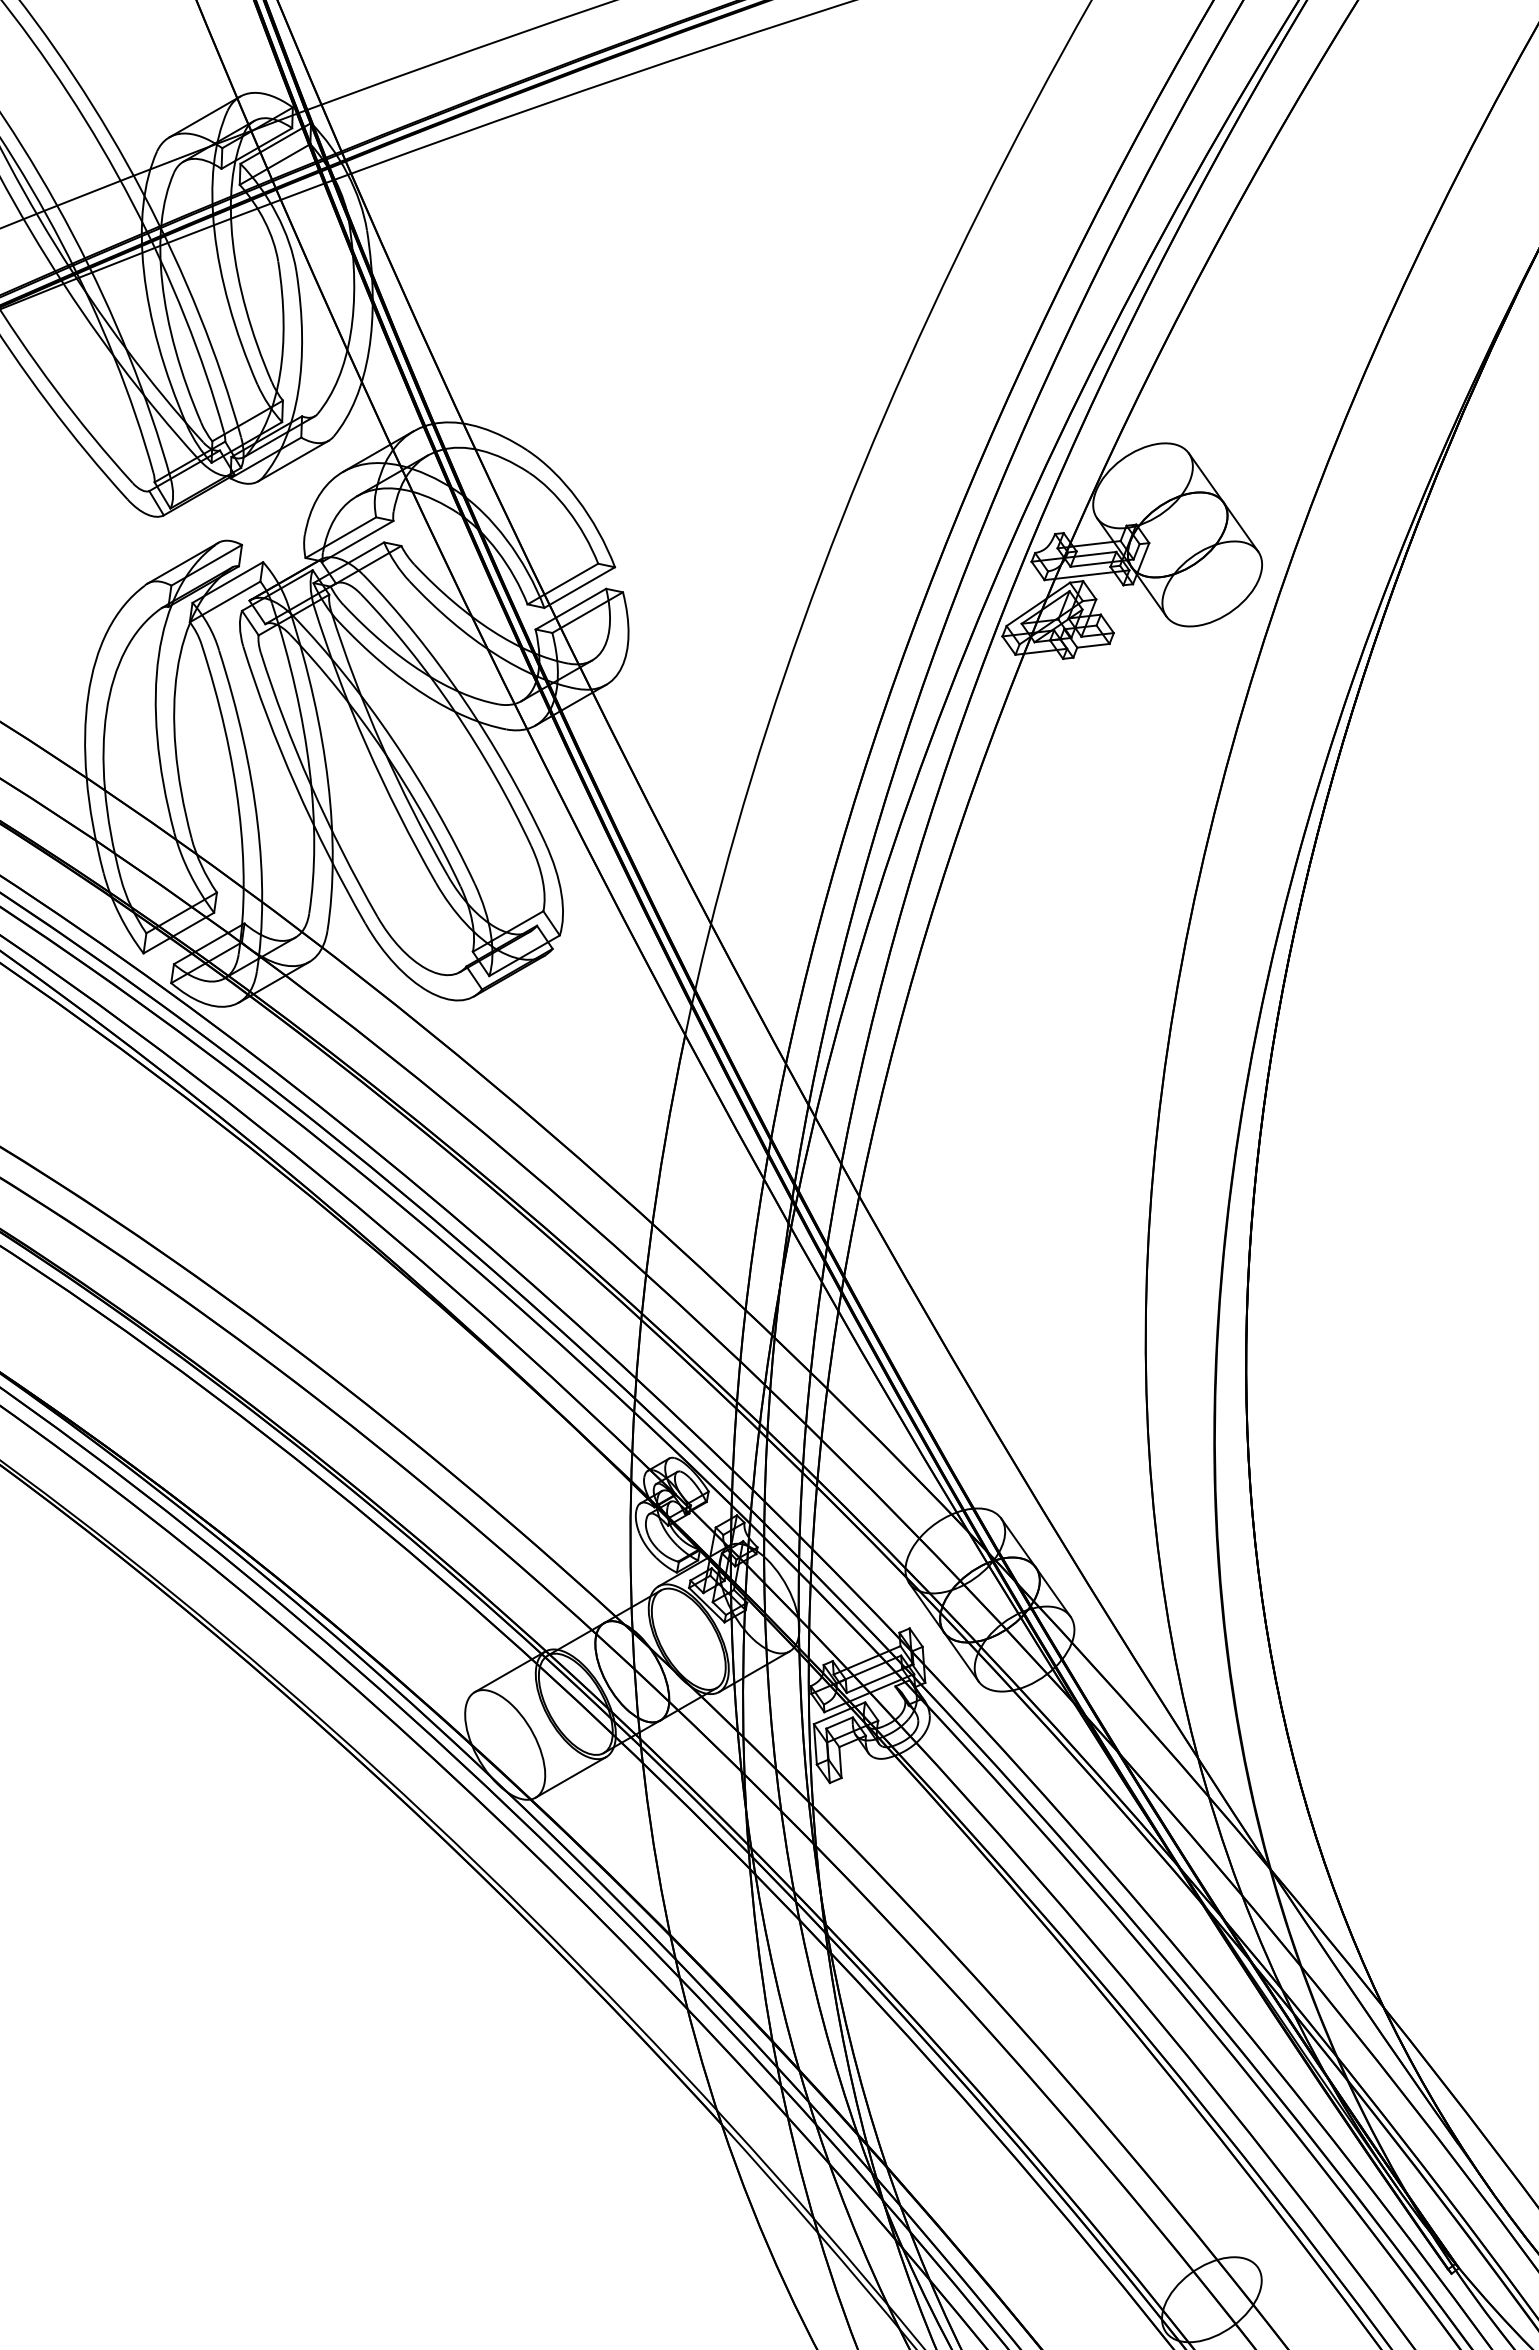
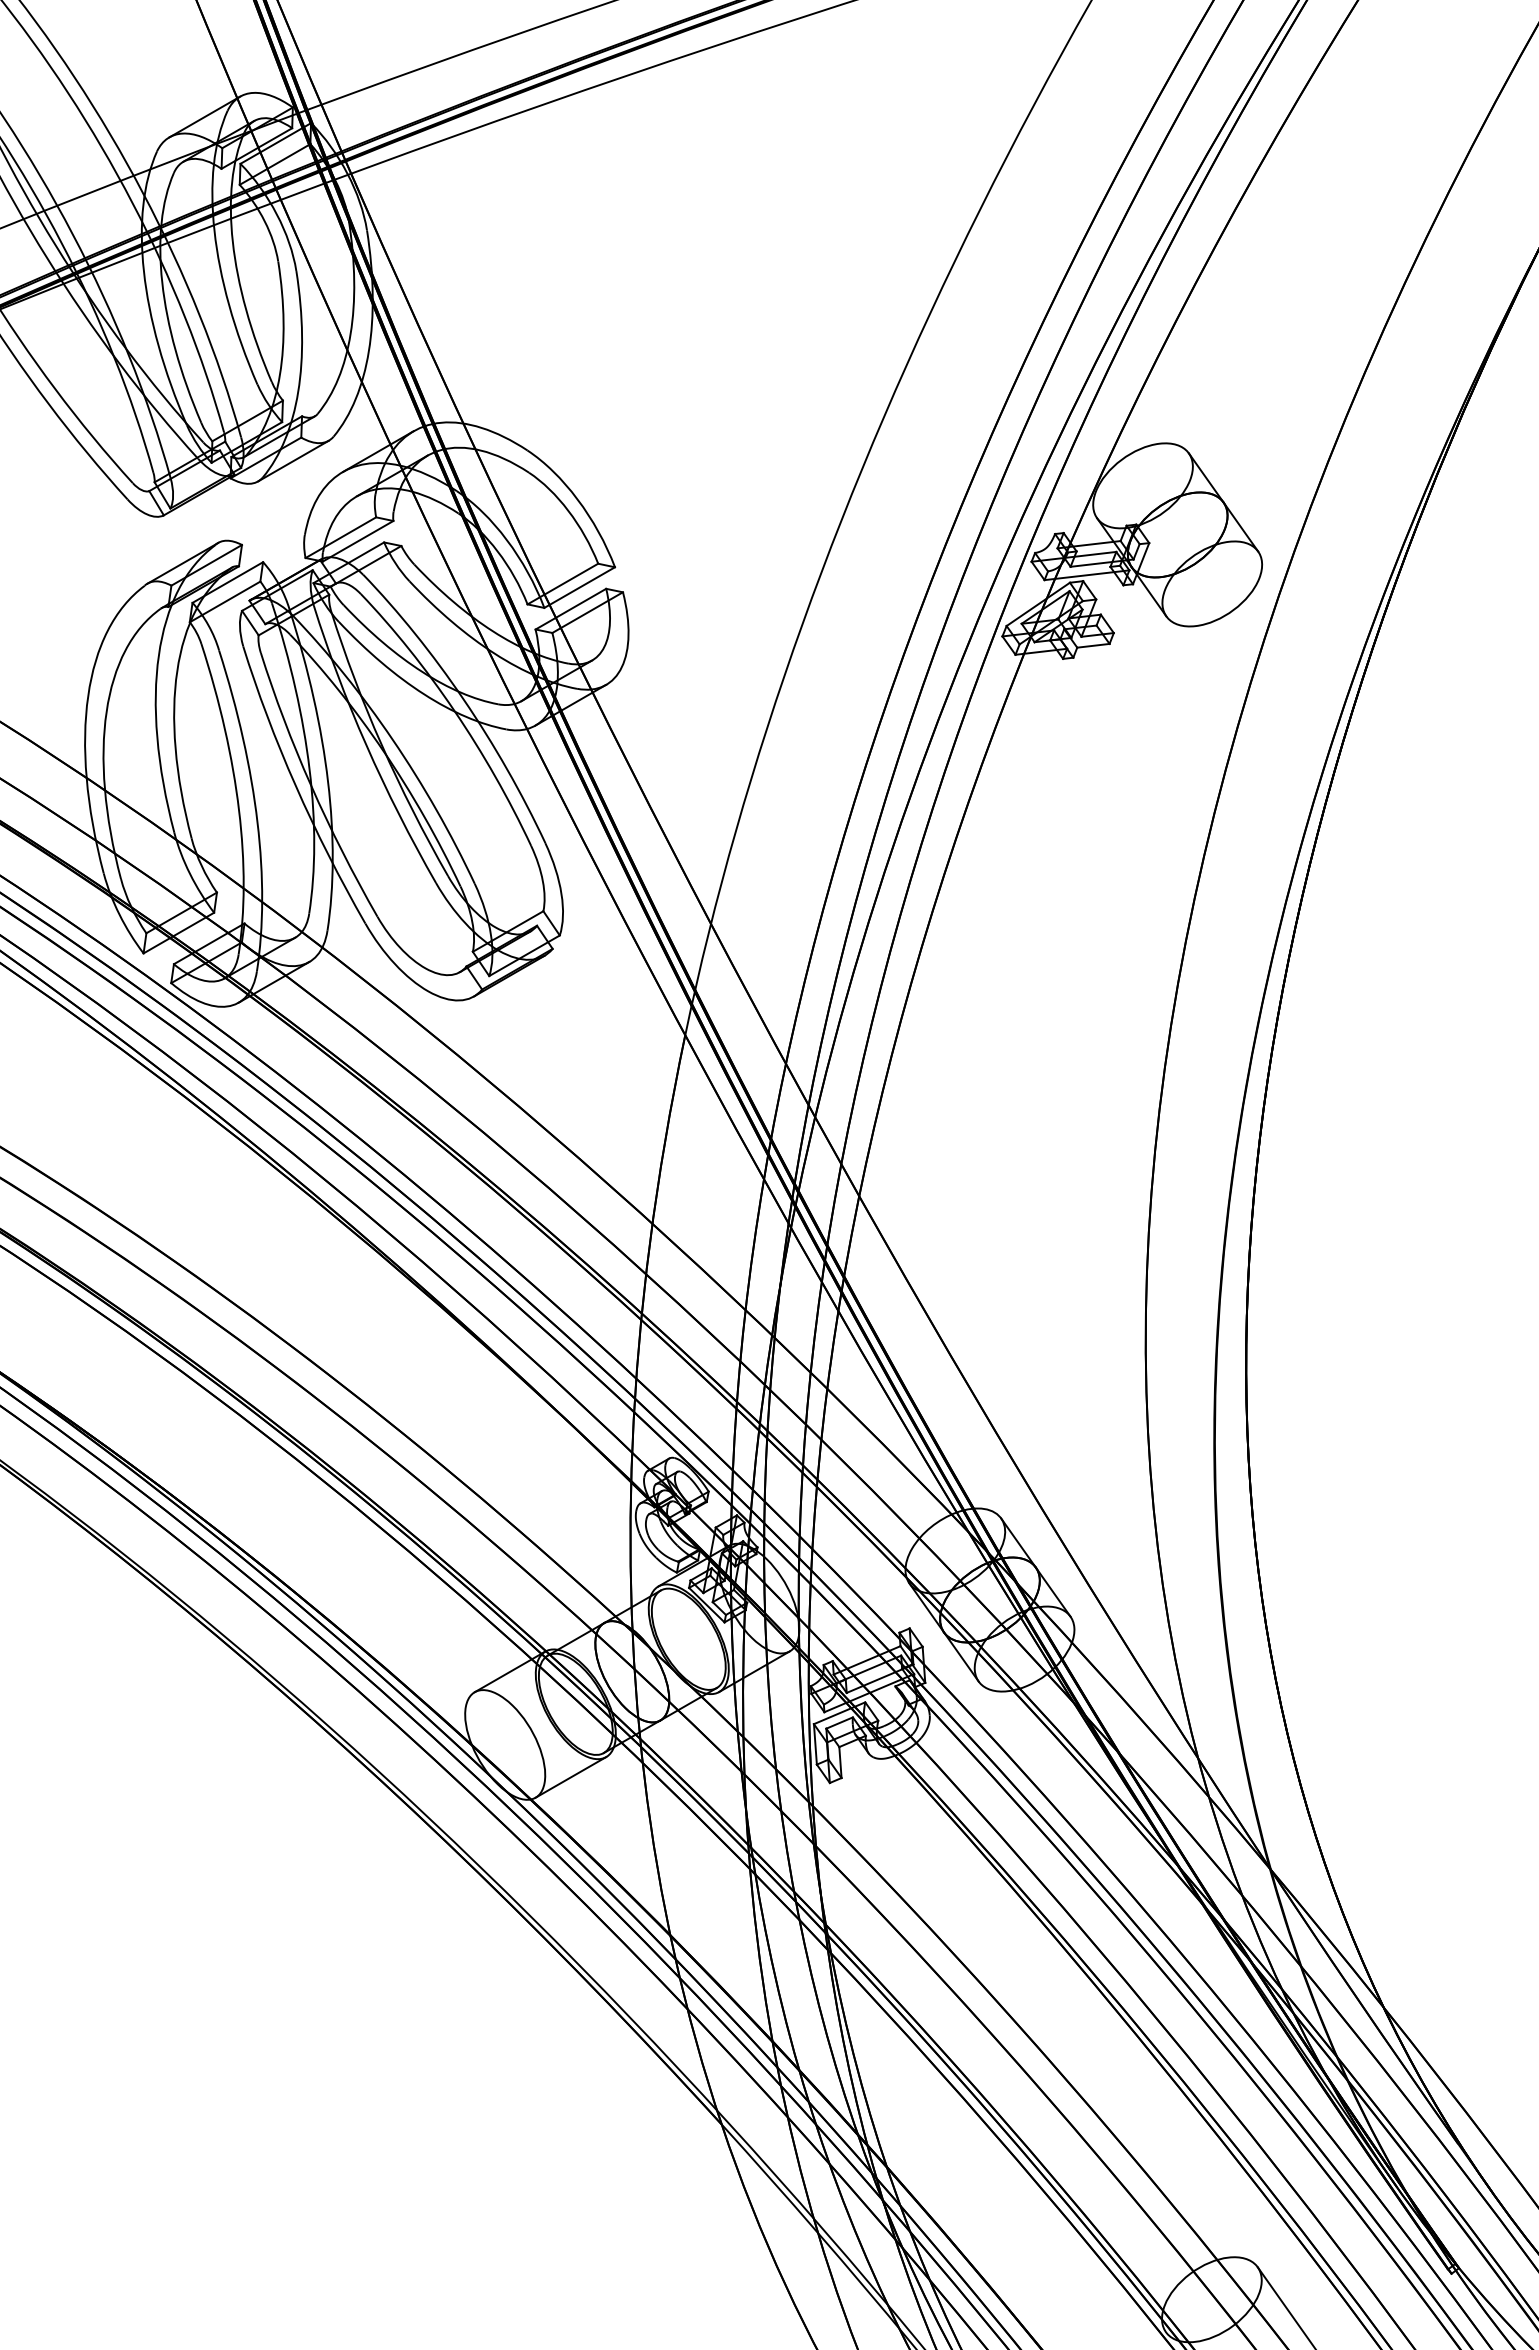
line: none -> present (1285, 2306)
